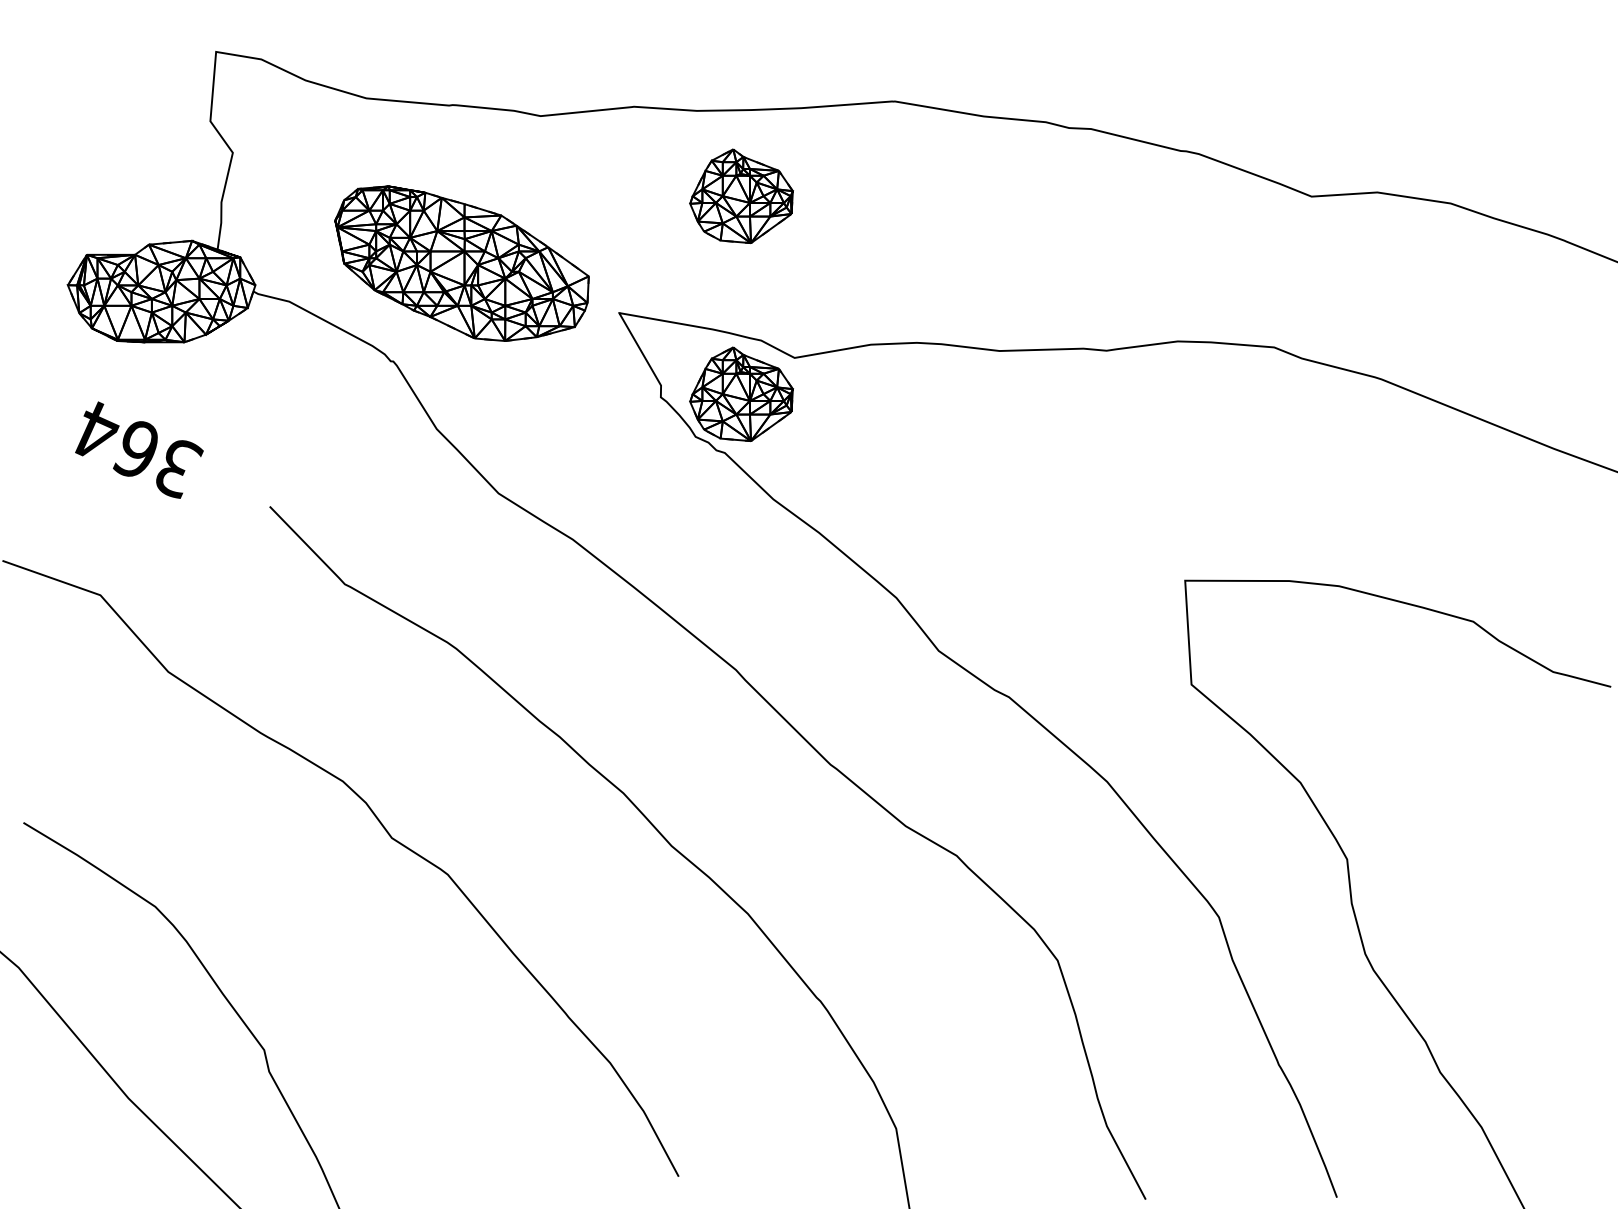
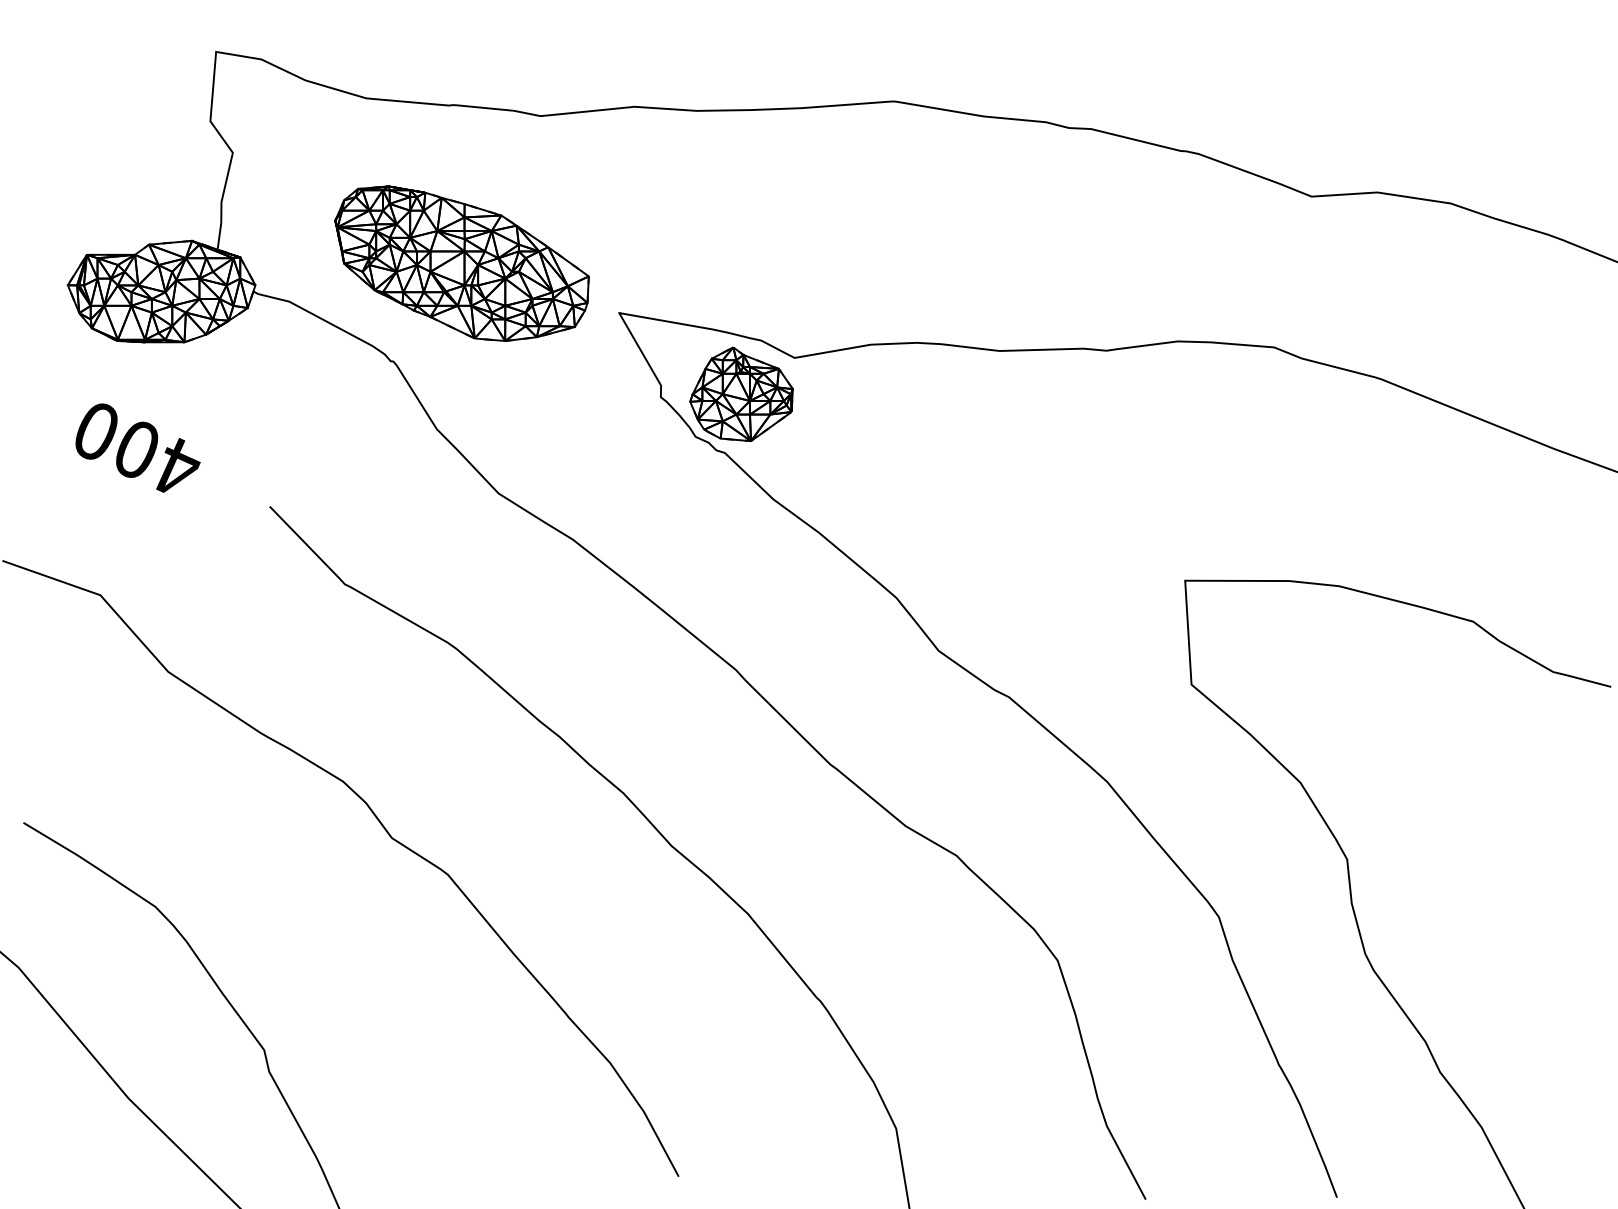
part: present -> none (741, 196)
text: 364 -> 400 (139, 449)
